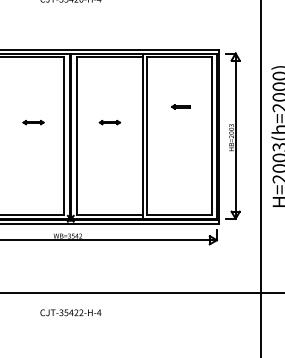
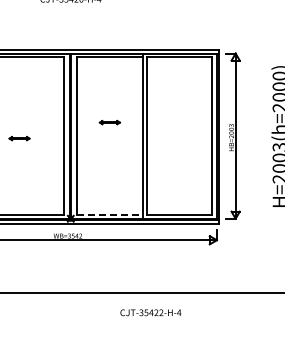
part: present -> none (180, 106)
part position: (33, 122) -> (19, 138) (19, 138)
line: present -> none (260, 178)
line: solid -> dashed (109, 214)
text position: (70, 312) -> (150, 312) (150, 312)
